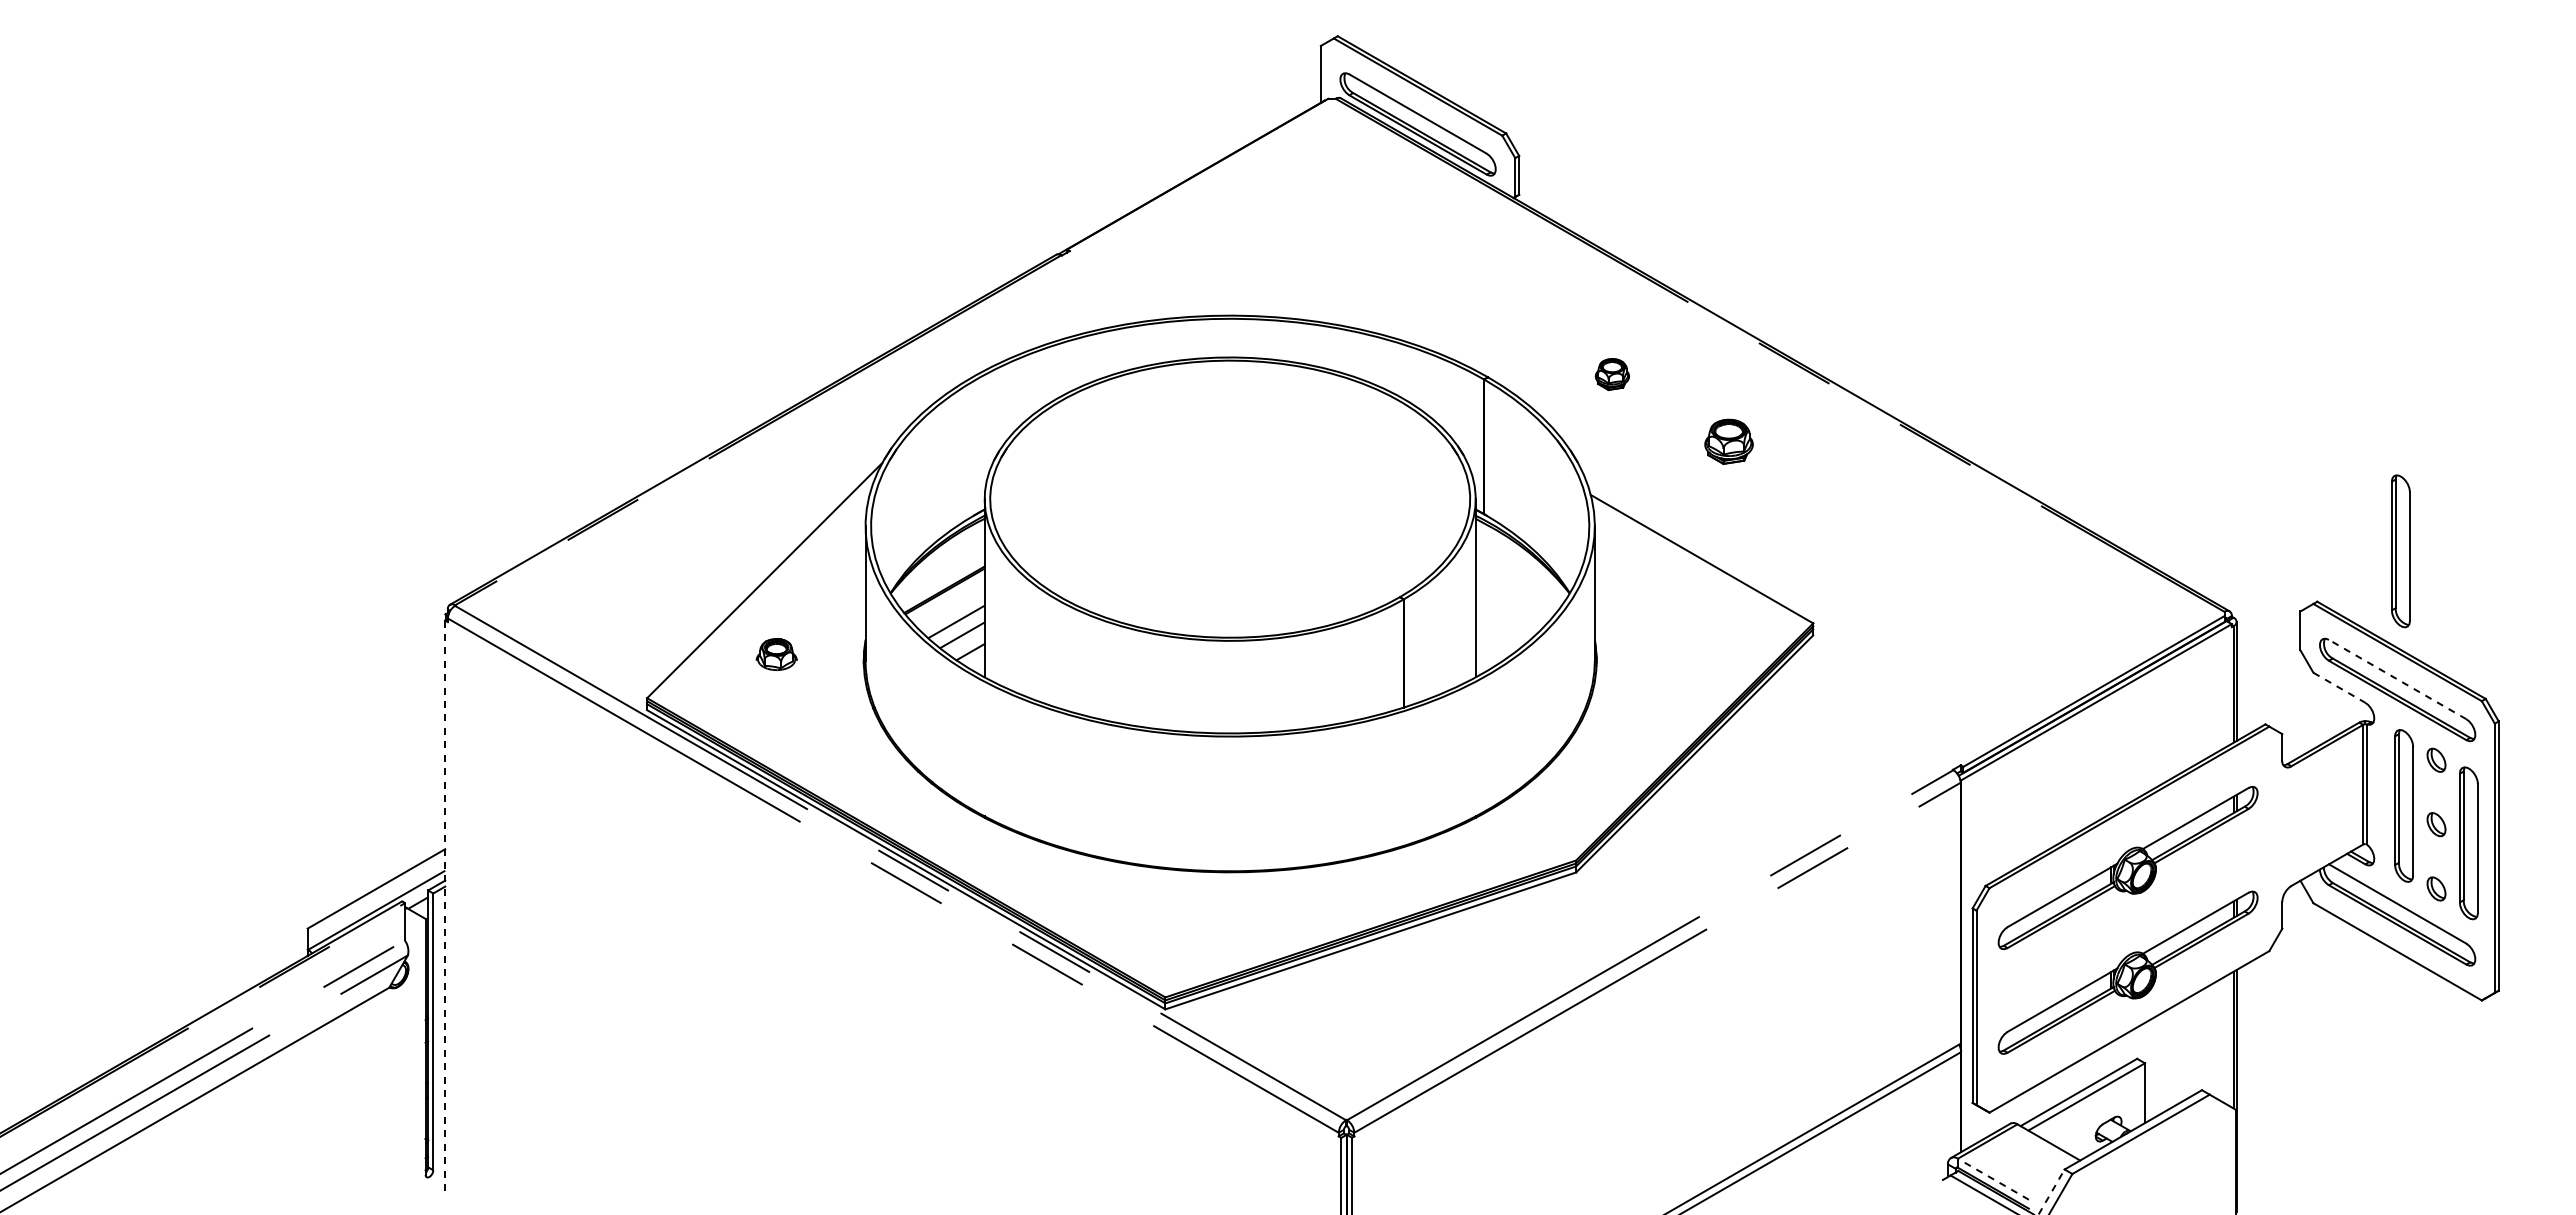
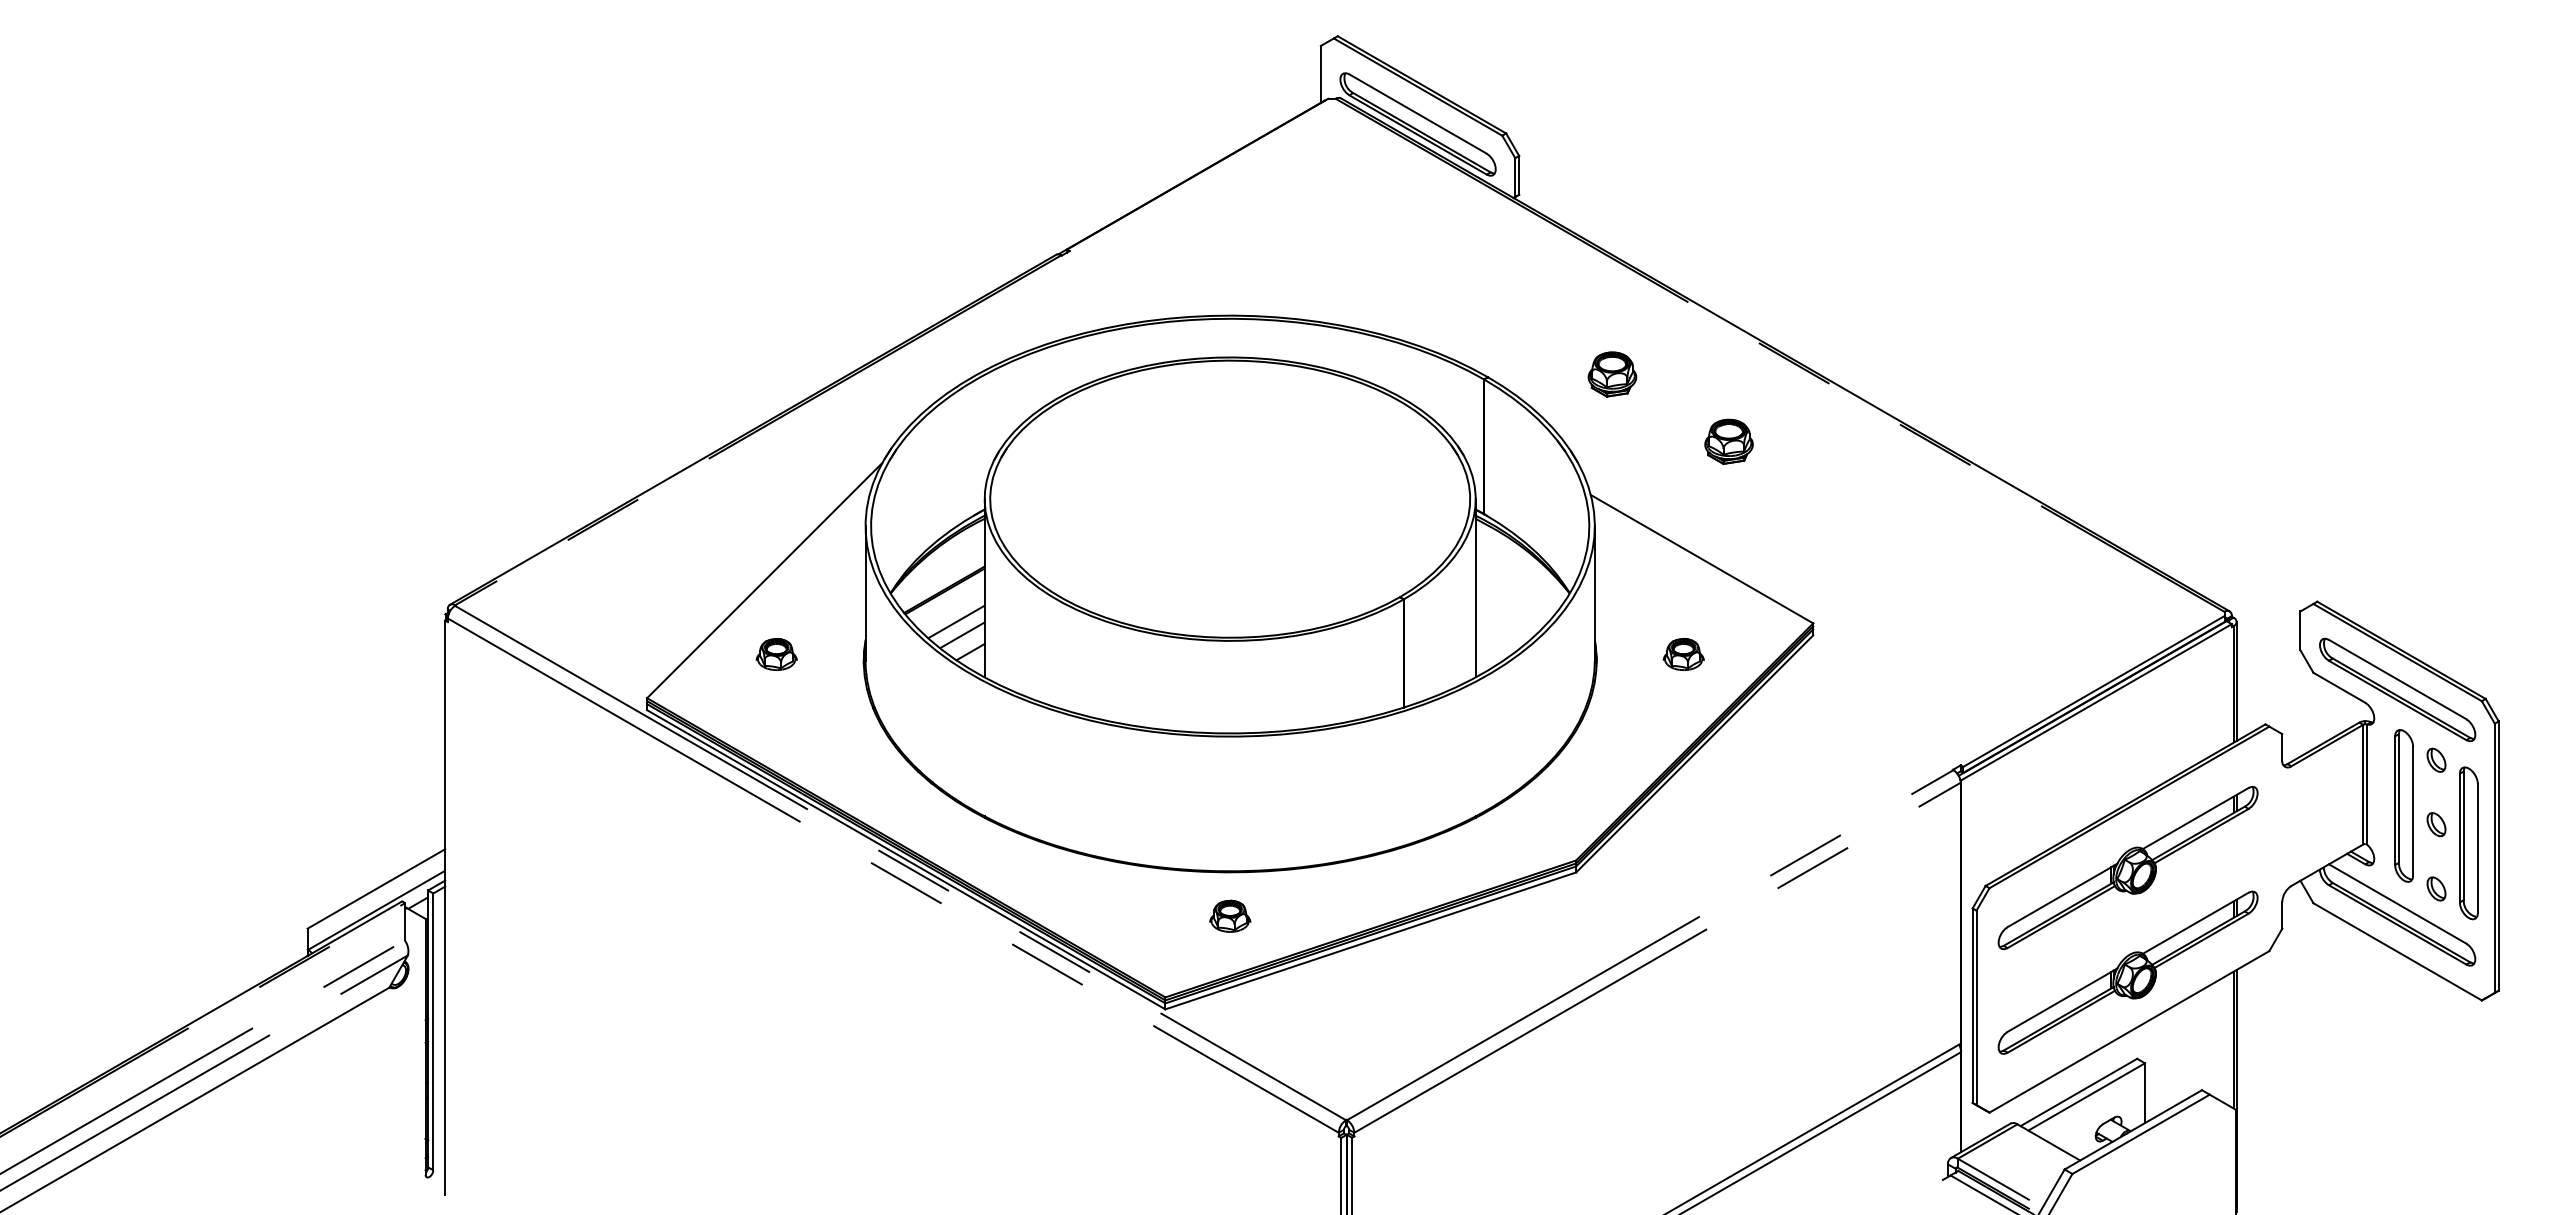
part size: 36x34 px -> 51x47 px (1612, 374)
part: present -> none (2400, 551)
part: none -> present (1683, 654)
line: dashed -> solid (2397, 679)
line: dashed -> solid (2339, 687)
line: dashed -> solid (445, 908)
part: none -> present (1230, 915)
line: dashed -> solid (1993, 1179)
line: dashed -> solid (2051, 1191)
